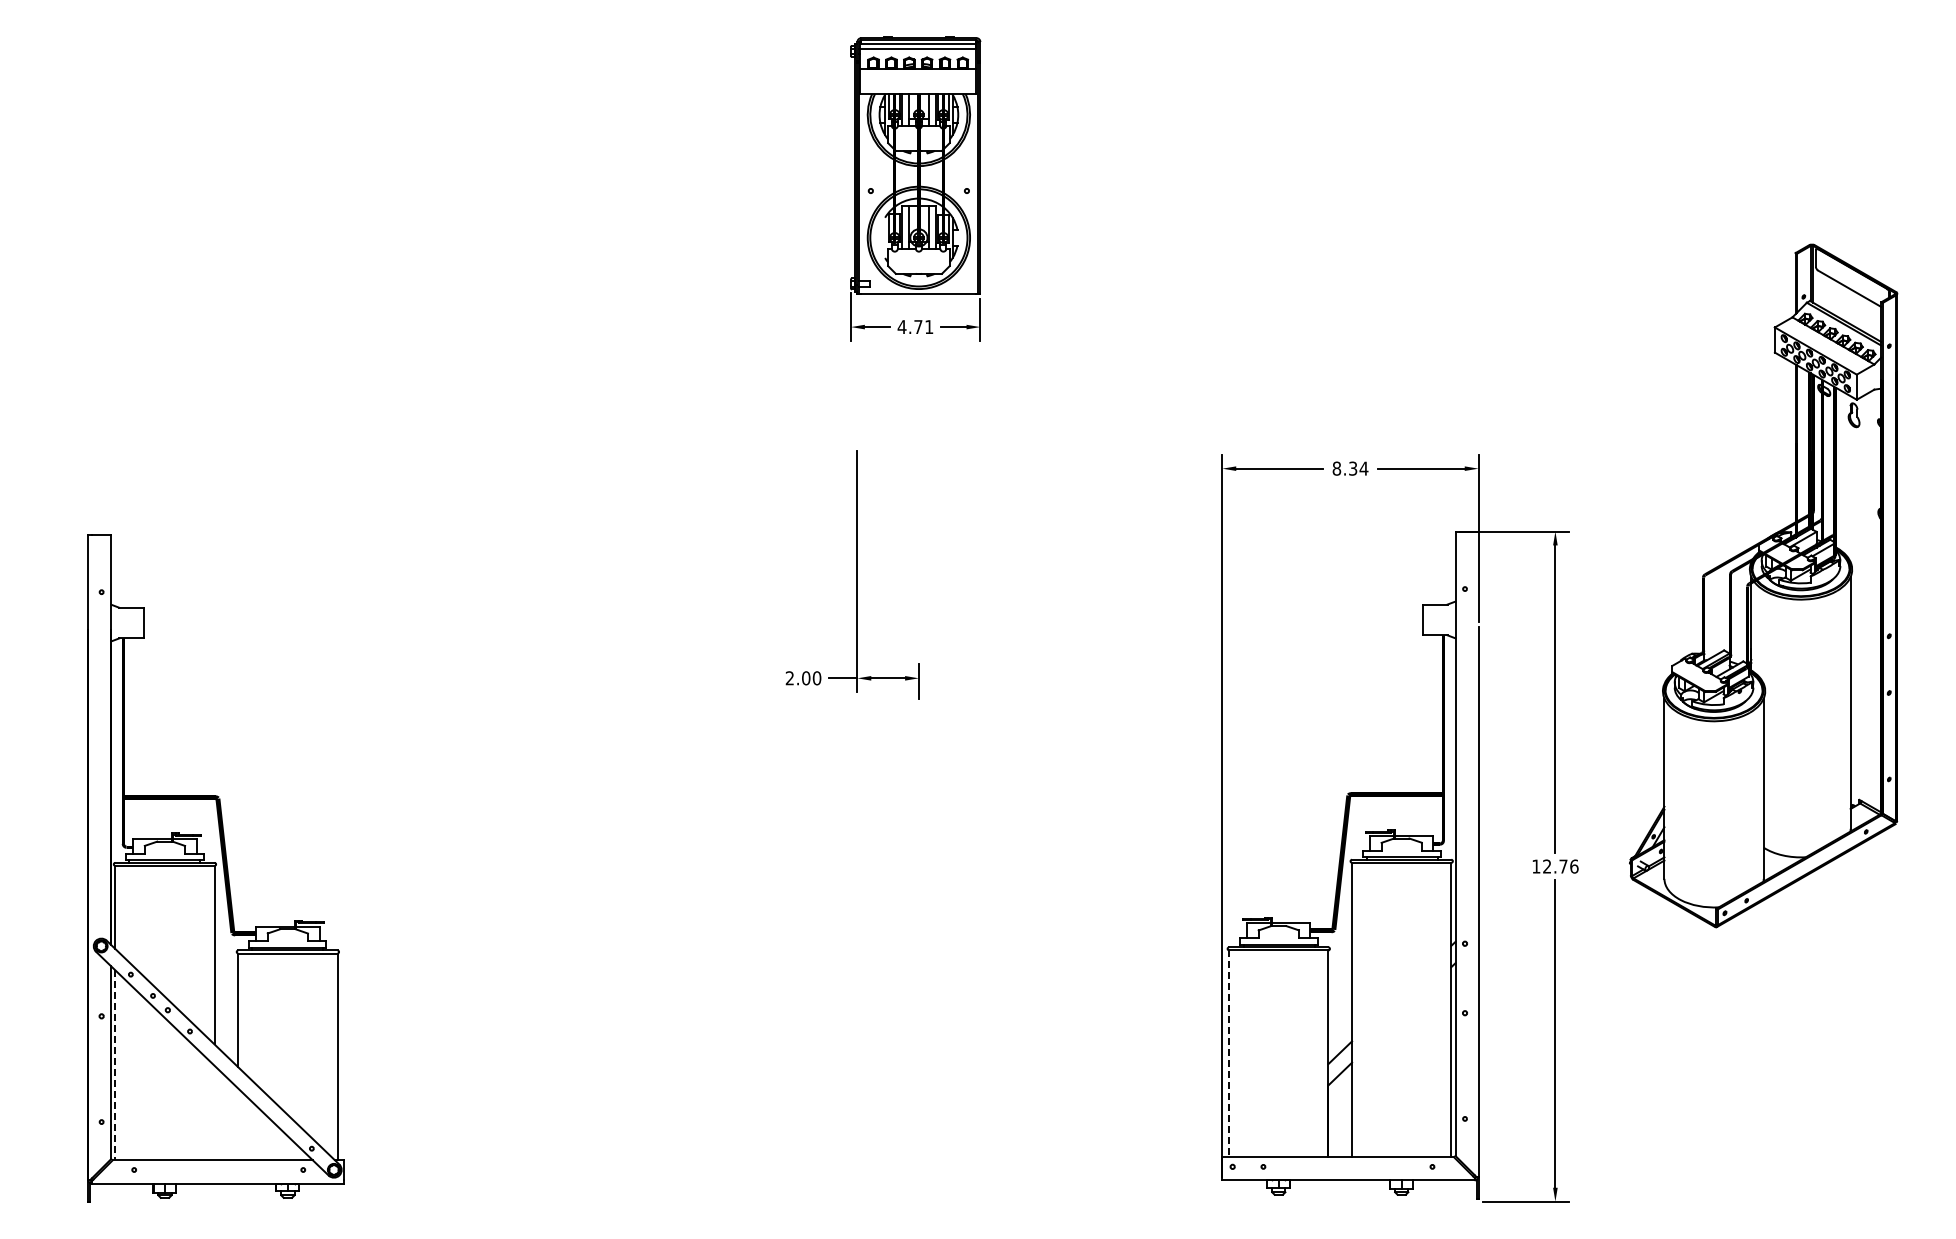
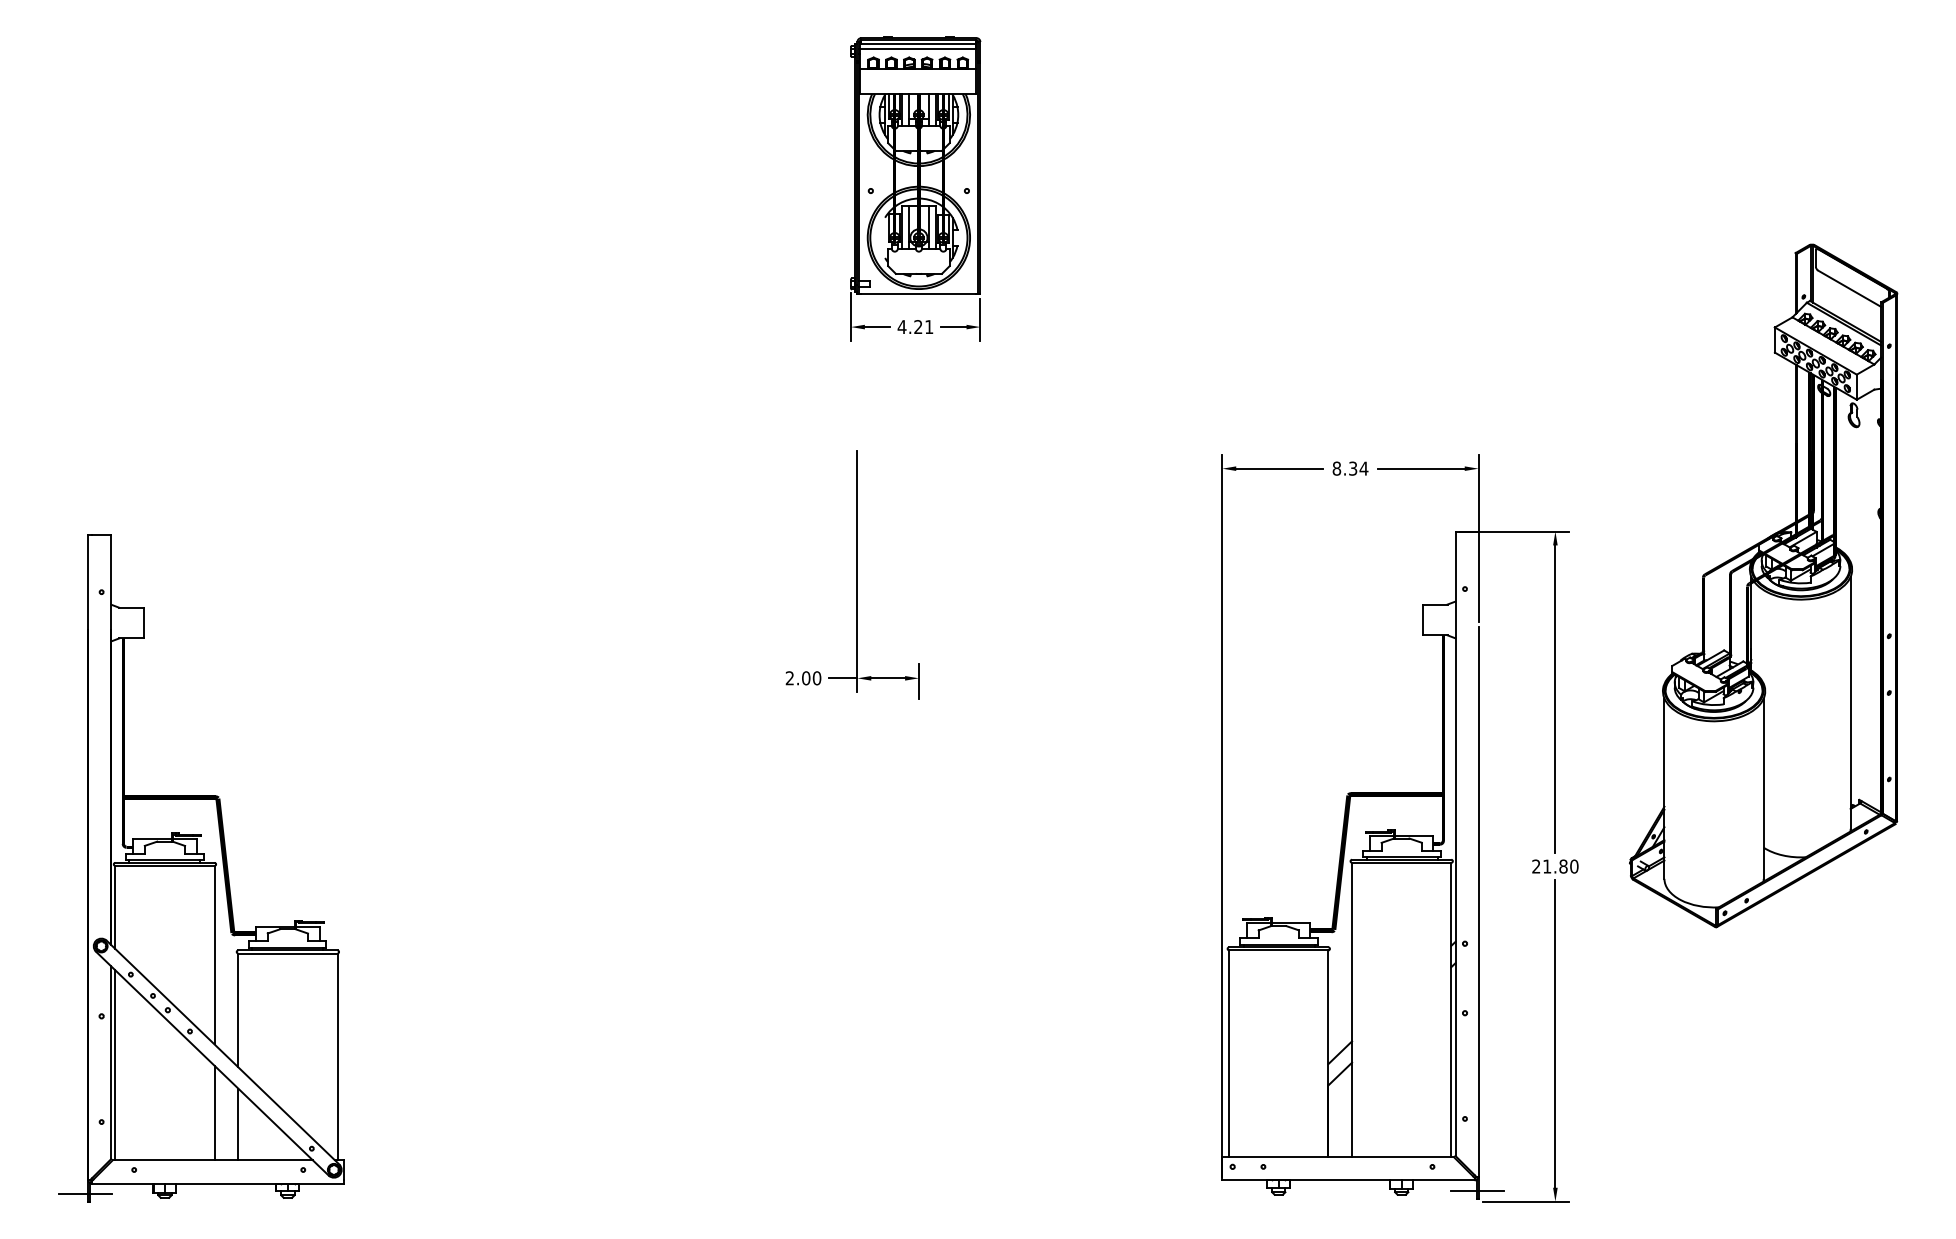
text: 4.71 -> 4.21 (918, 326)
text: 12.76 -> 21.80 (1555, 866)
line: dashed -> solid (1229, 1054)
line: dashed -> solid (115, 1065)
line: none -> present (214, 1112)
line: none -> present (238, 1124)
line: none -> present (1477, 1190)
line: none -> present (85, 1194)
